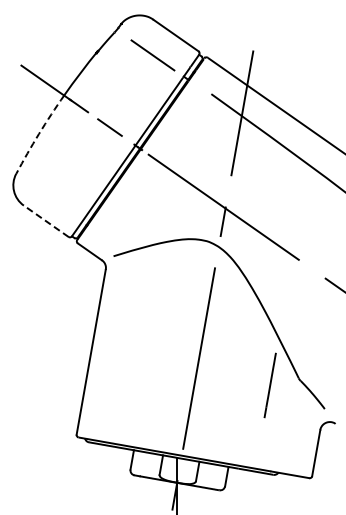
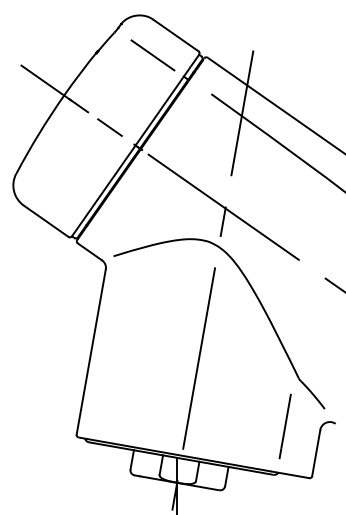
arc: dashed -> solid (39, 133)
line: dashed -> solid (46, 221)
line position: (269, 385) -> (284, 426) (284, 426)
